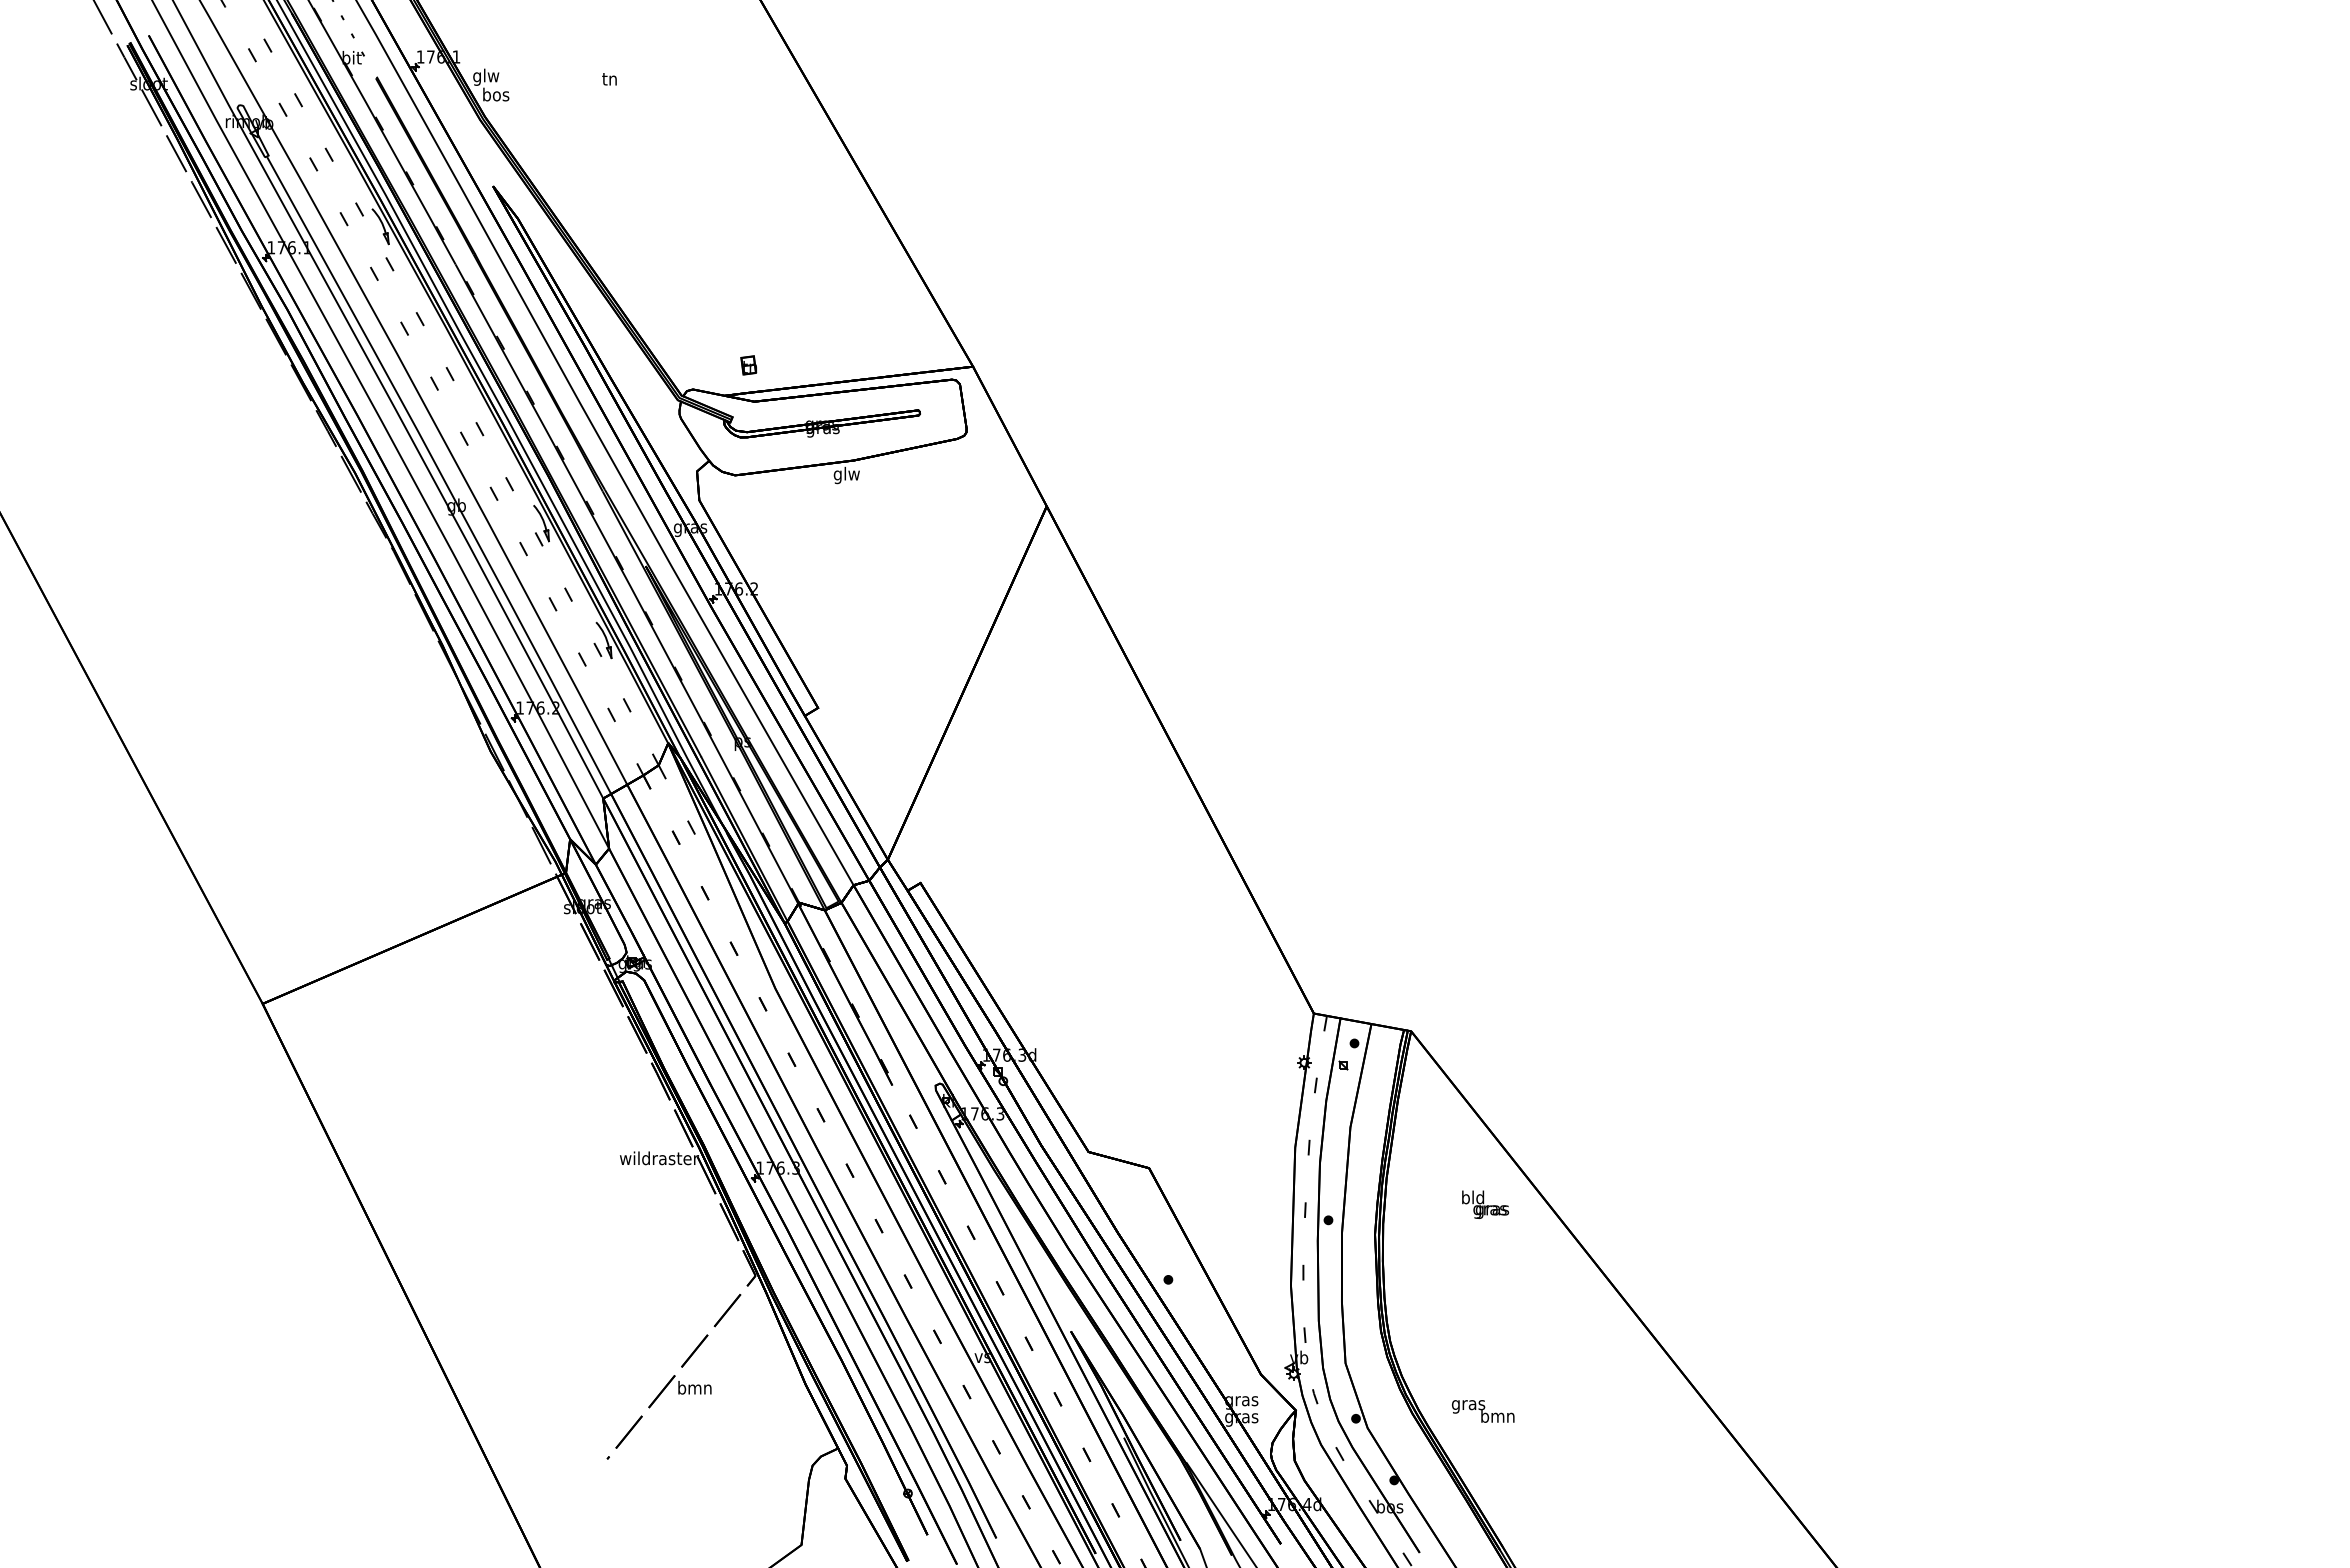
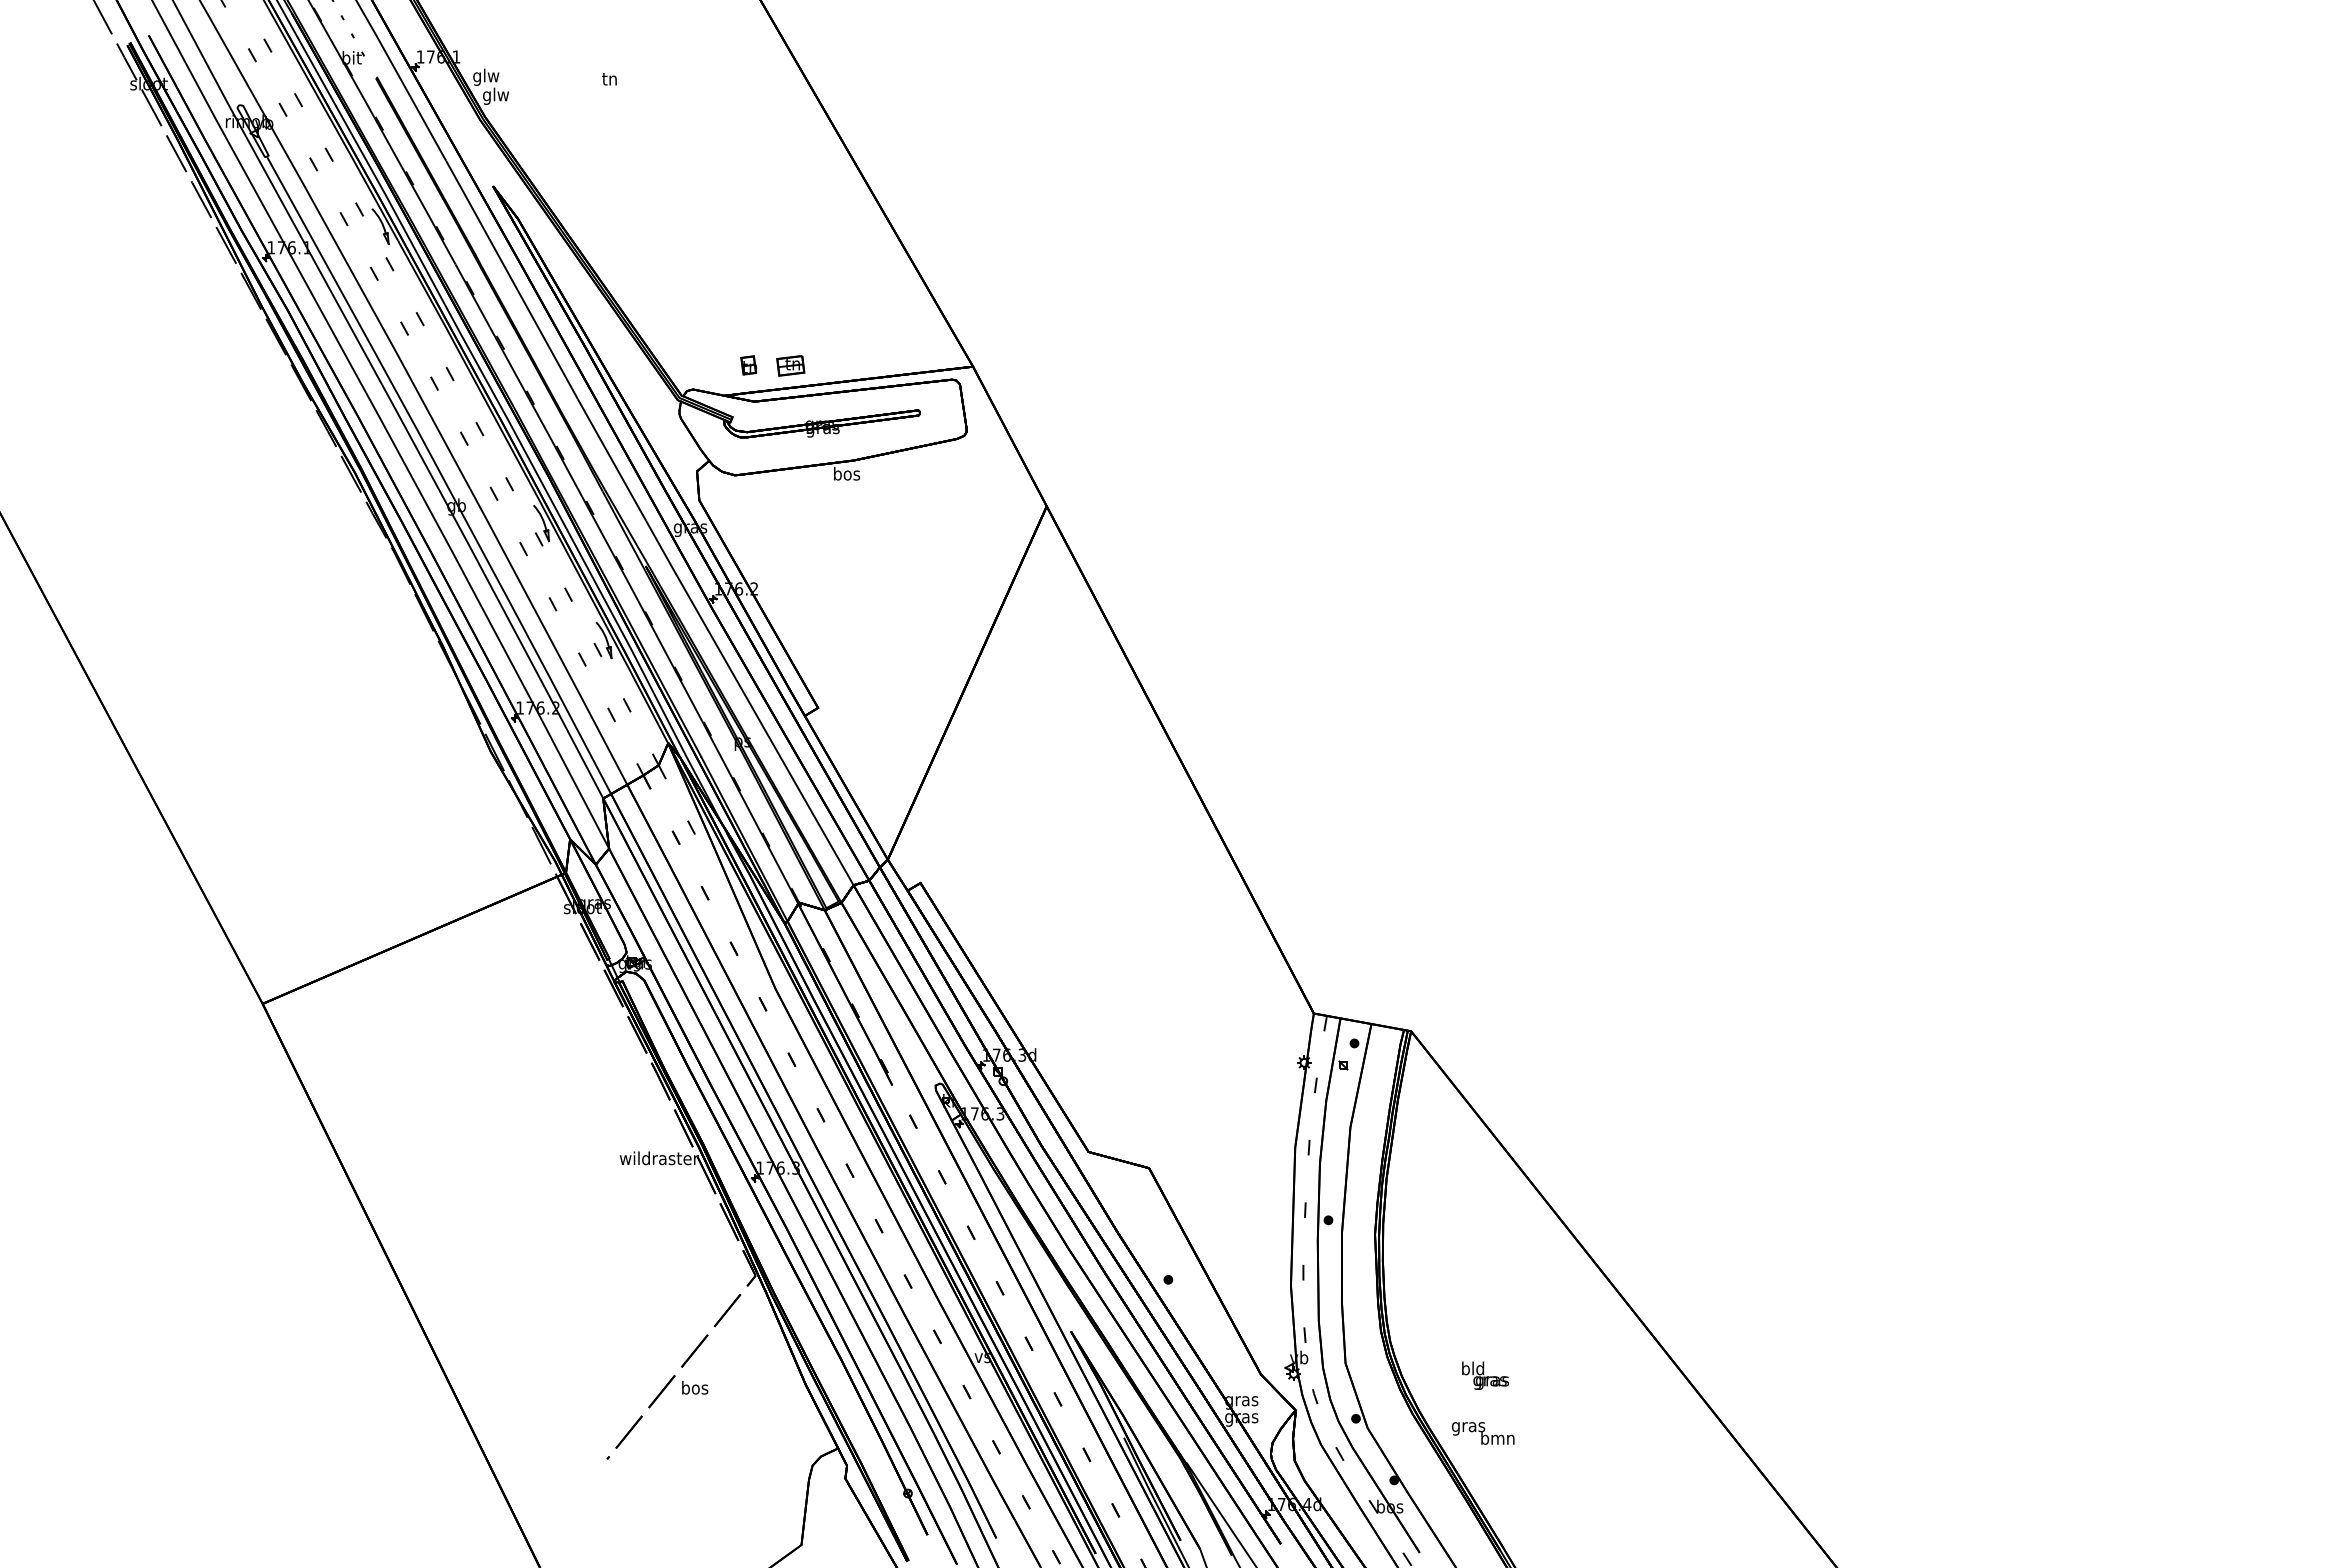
text: bos -> glw (496, 95)
part: none -> present (790, 365)
text: glw -> bos (846, 475)
text position: (1485, 1204) -> (1485, 1375) (1485, 1375)
text: bmn -> bos (694, 1387)
text position: (1483, 1411) -> (1483, 1433) (1483, 1433)
